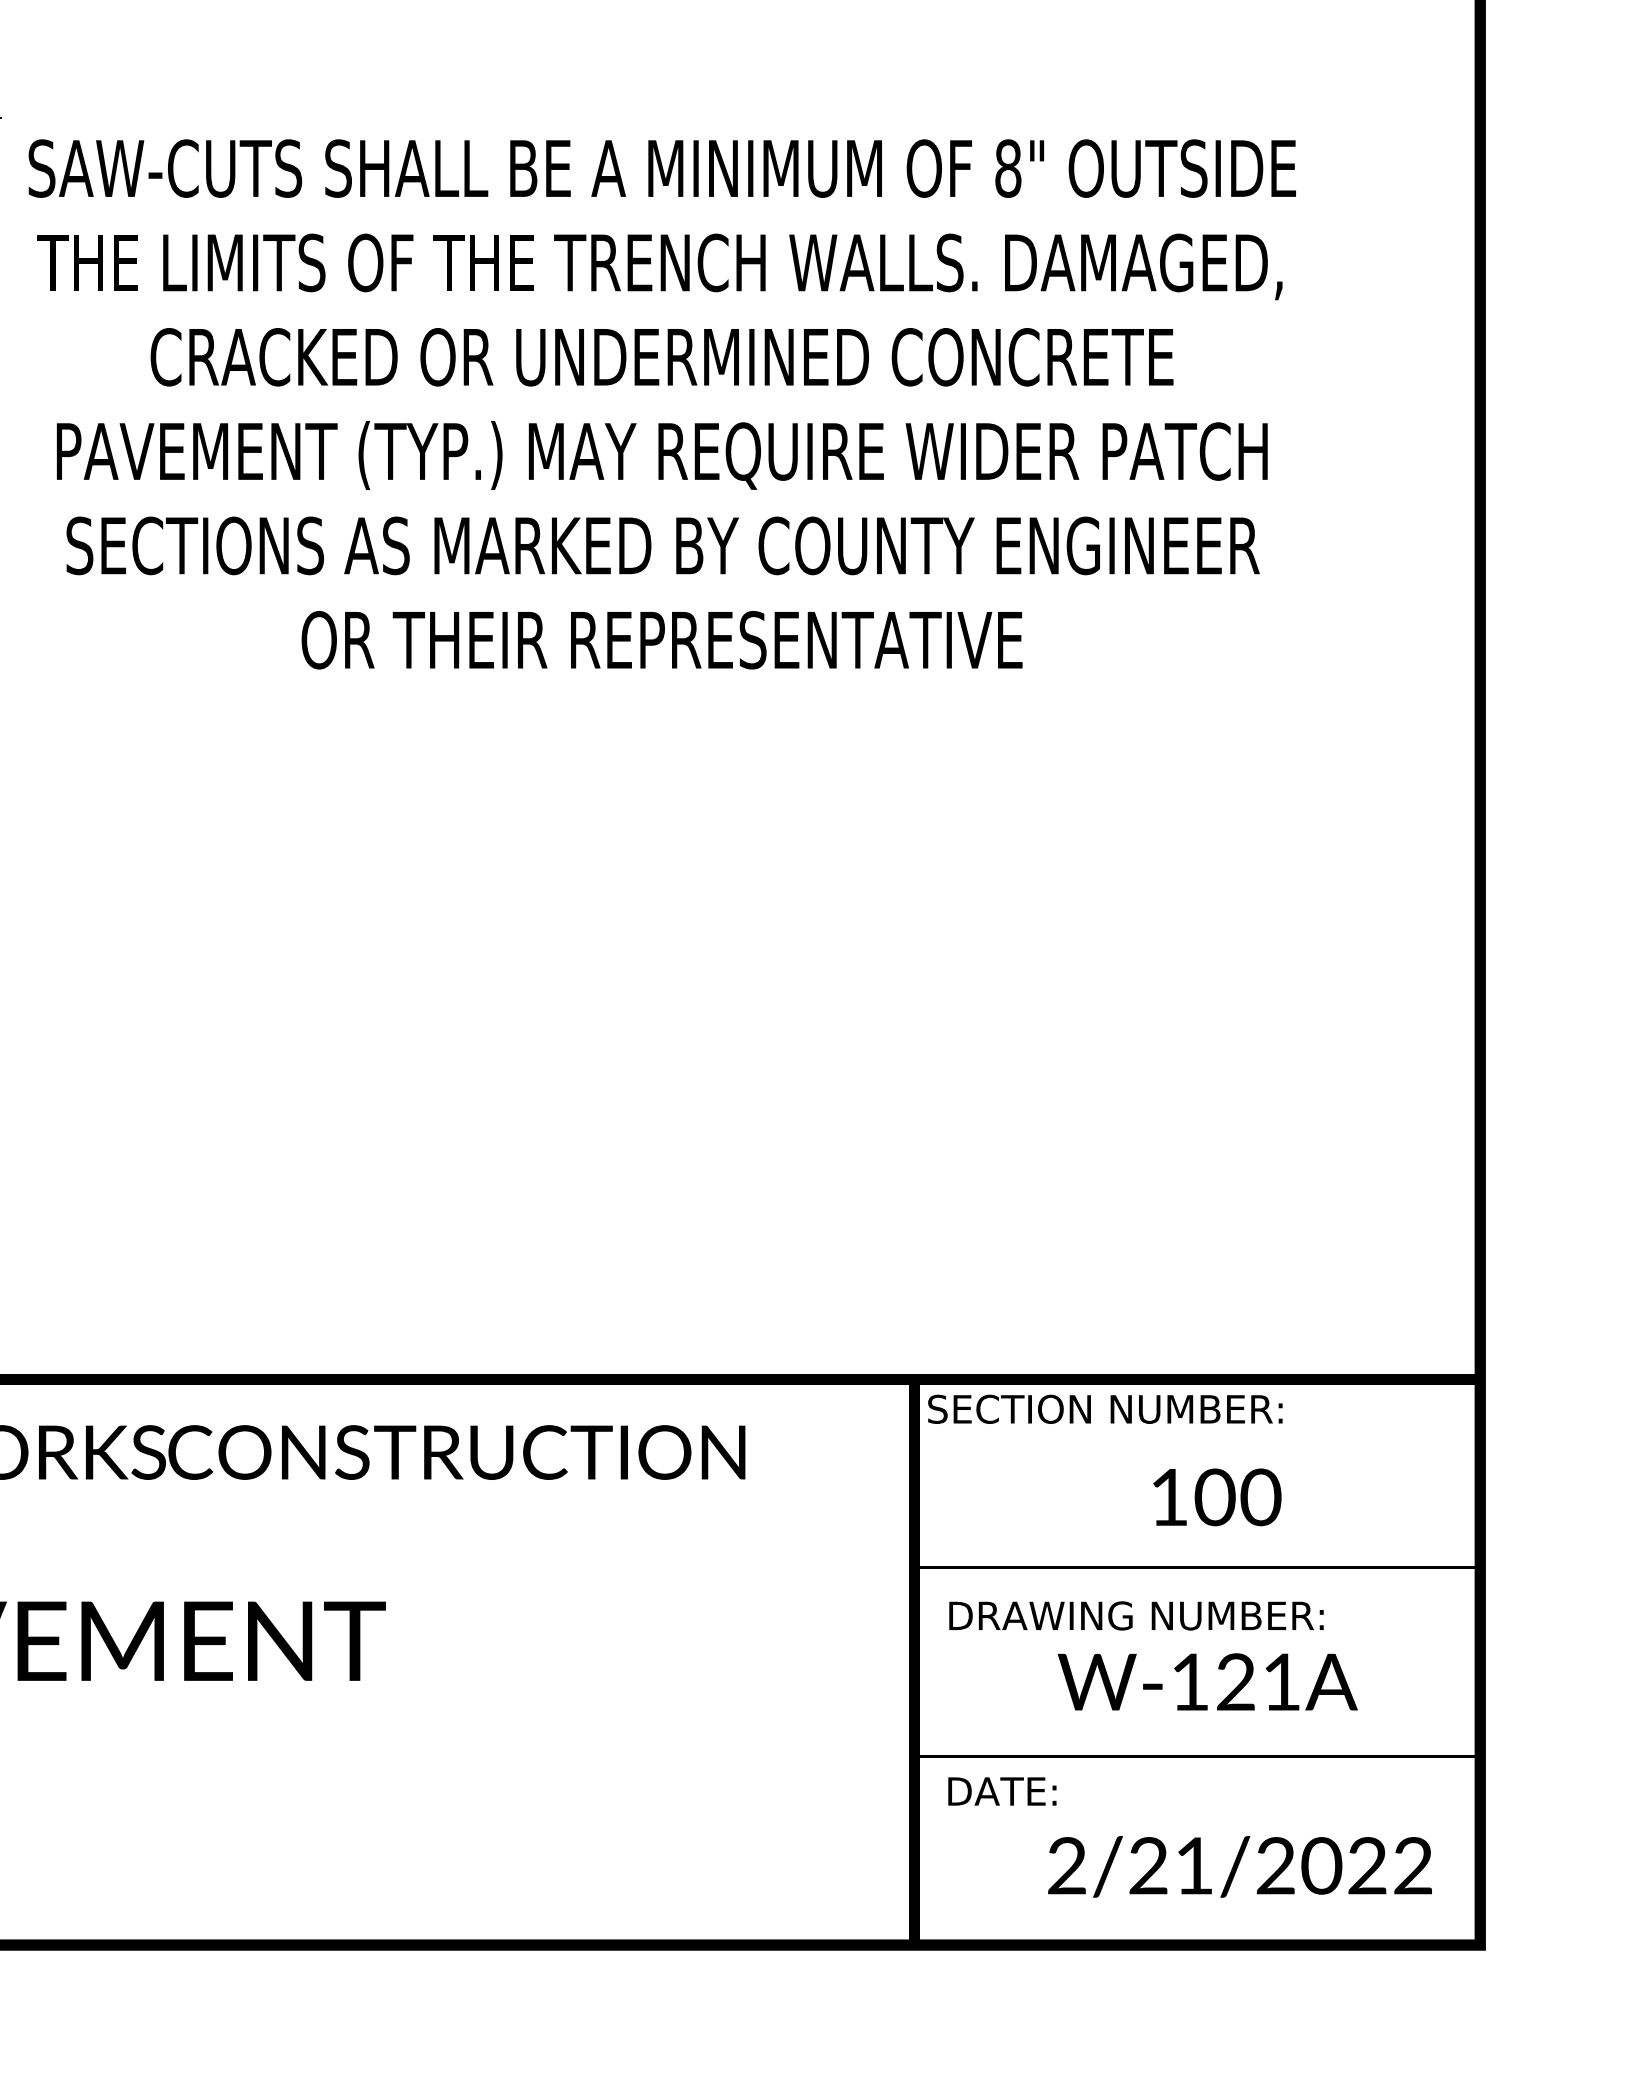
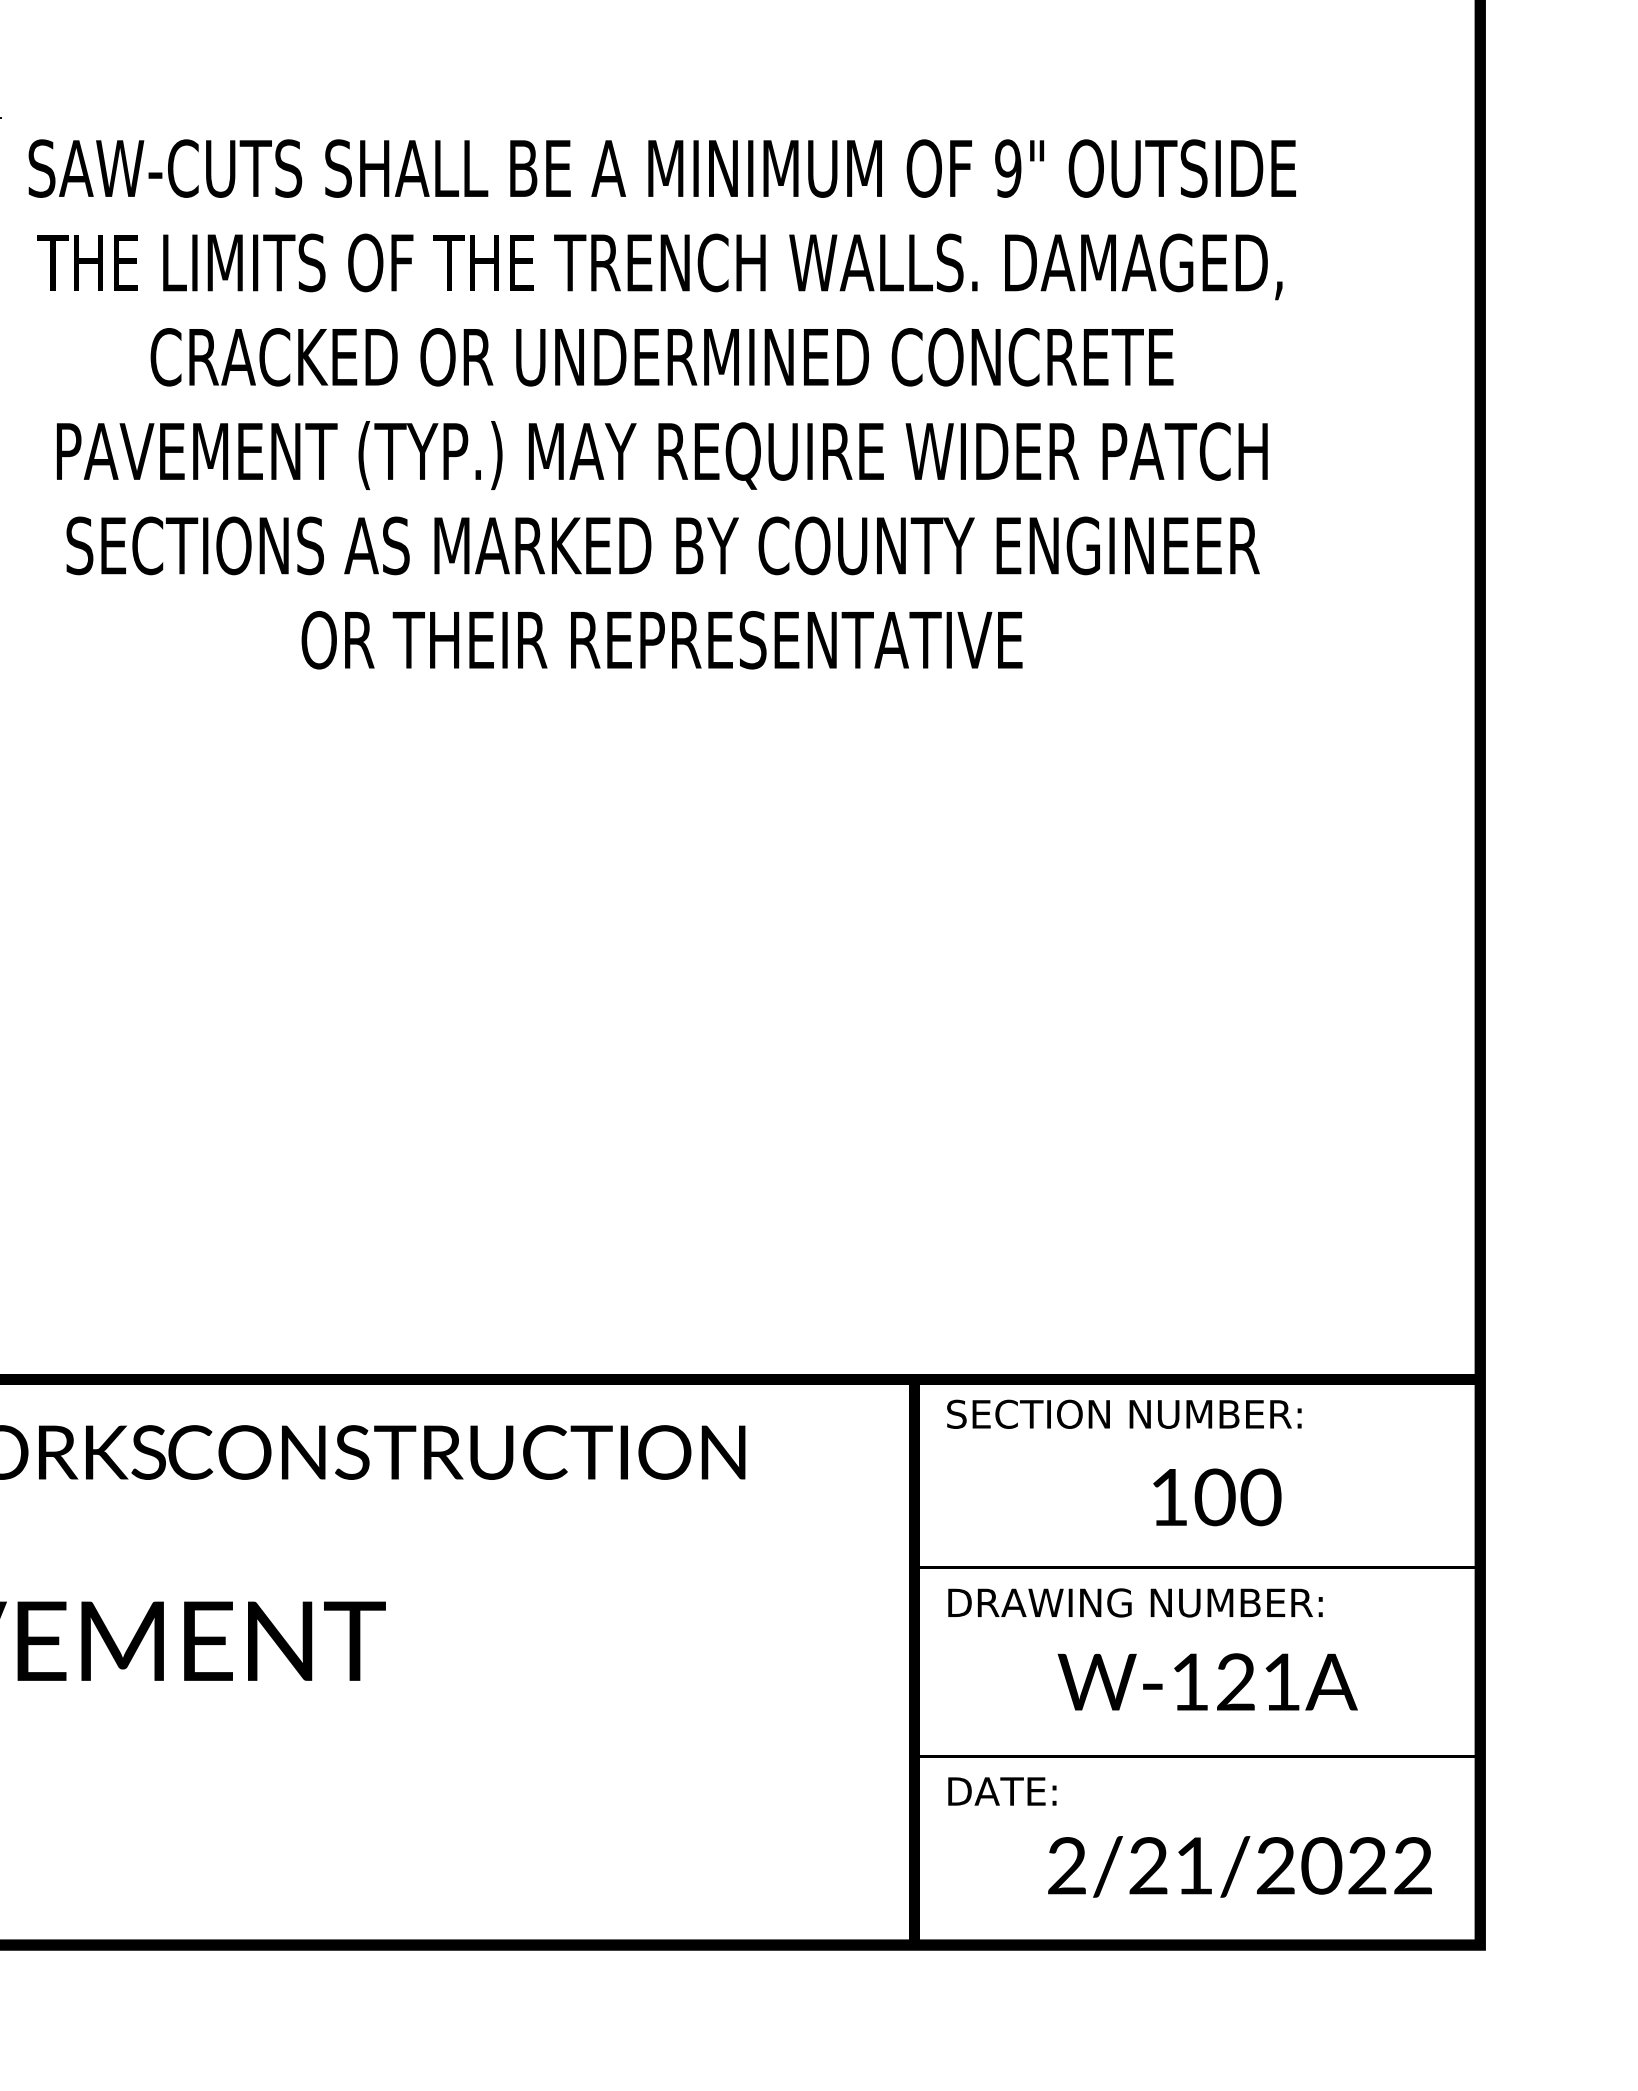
text: 8" -> 9" (1008, 168)
text position: (1105, 1408) -> (1124, 1413) (1124, 1413)
text position: (1136, 1615) -> (1135, 1602) (1135, 1602)
